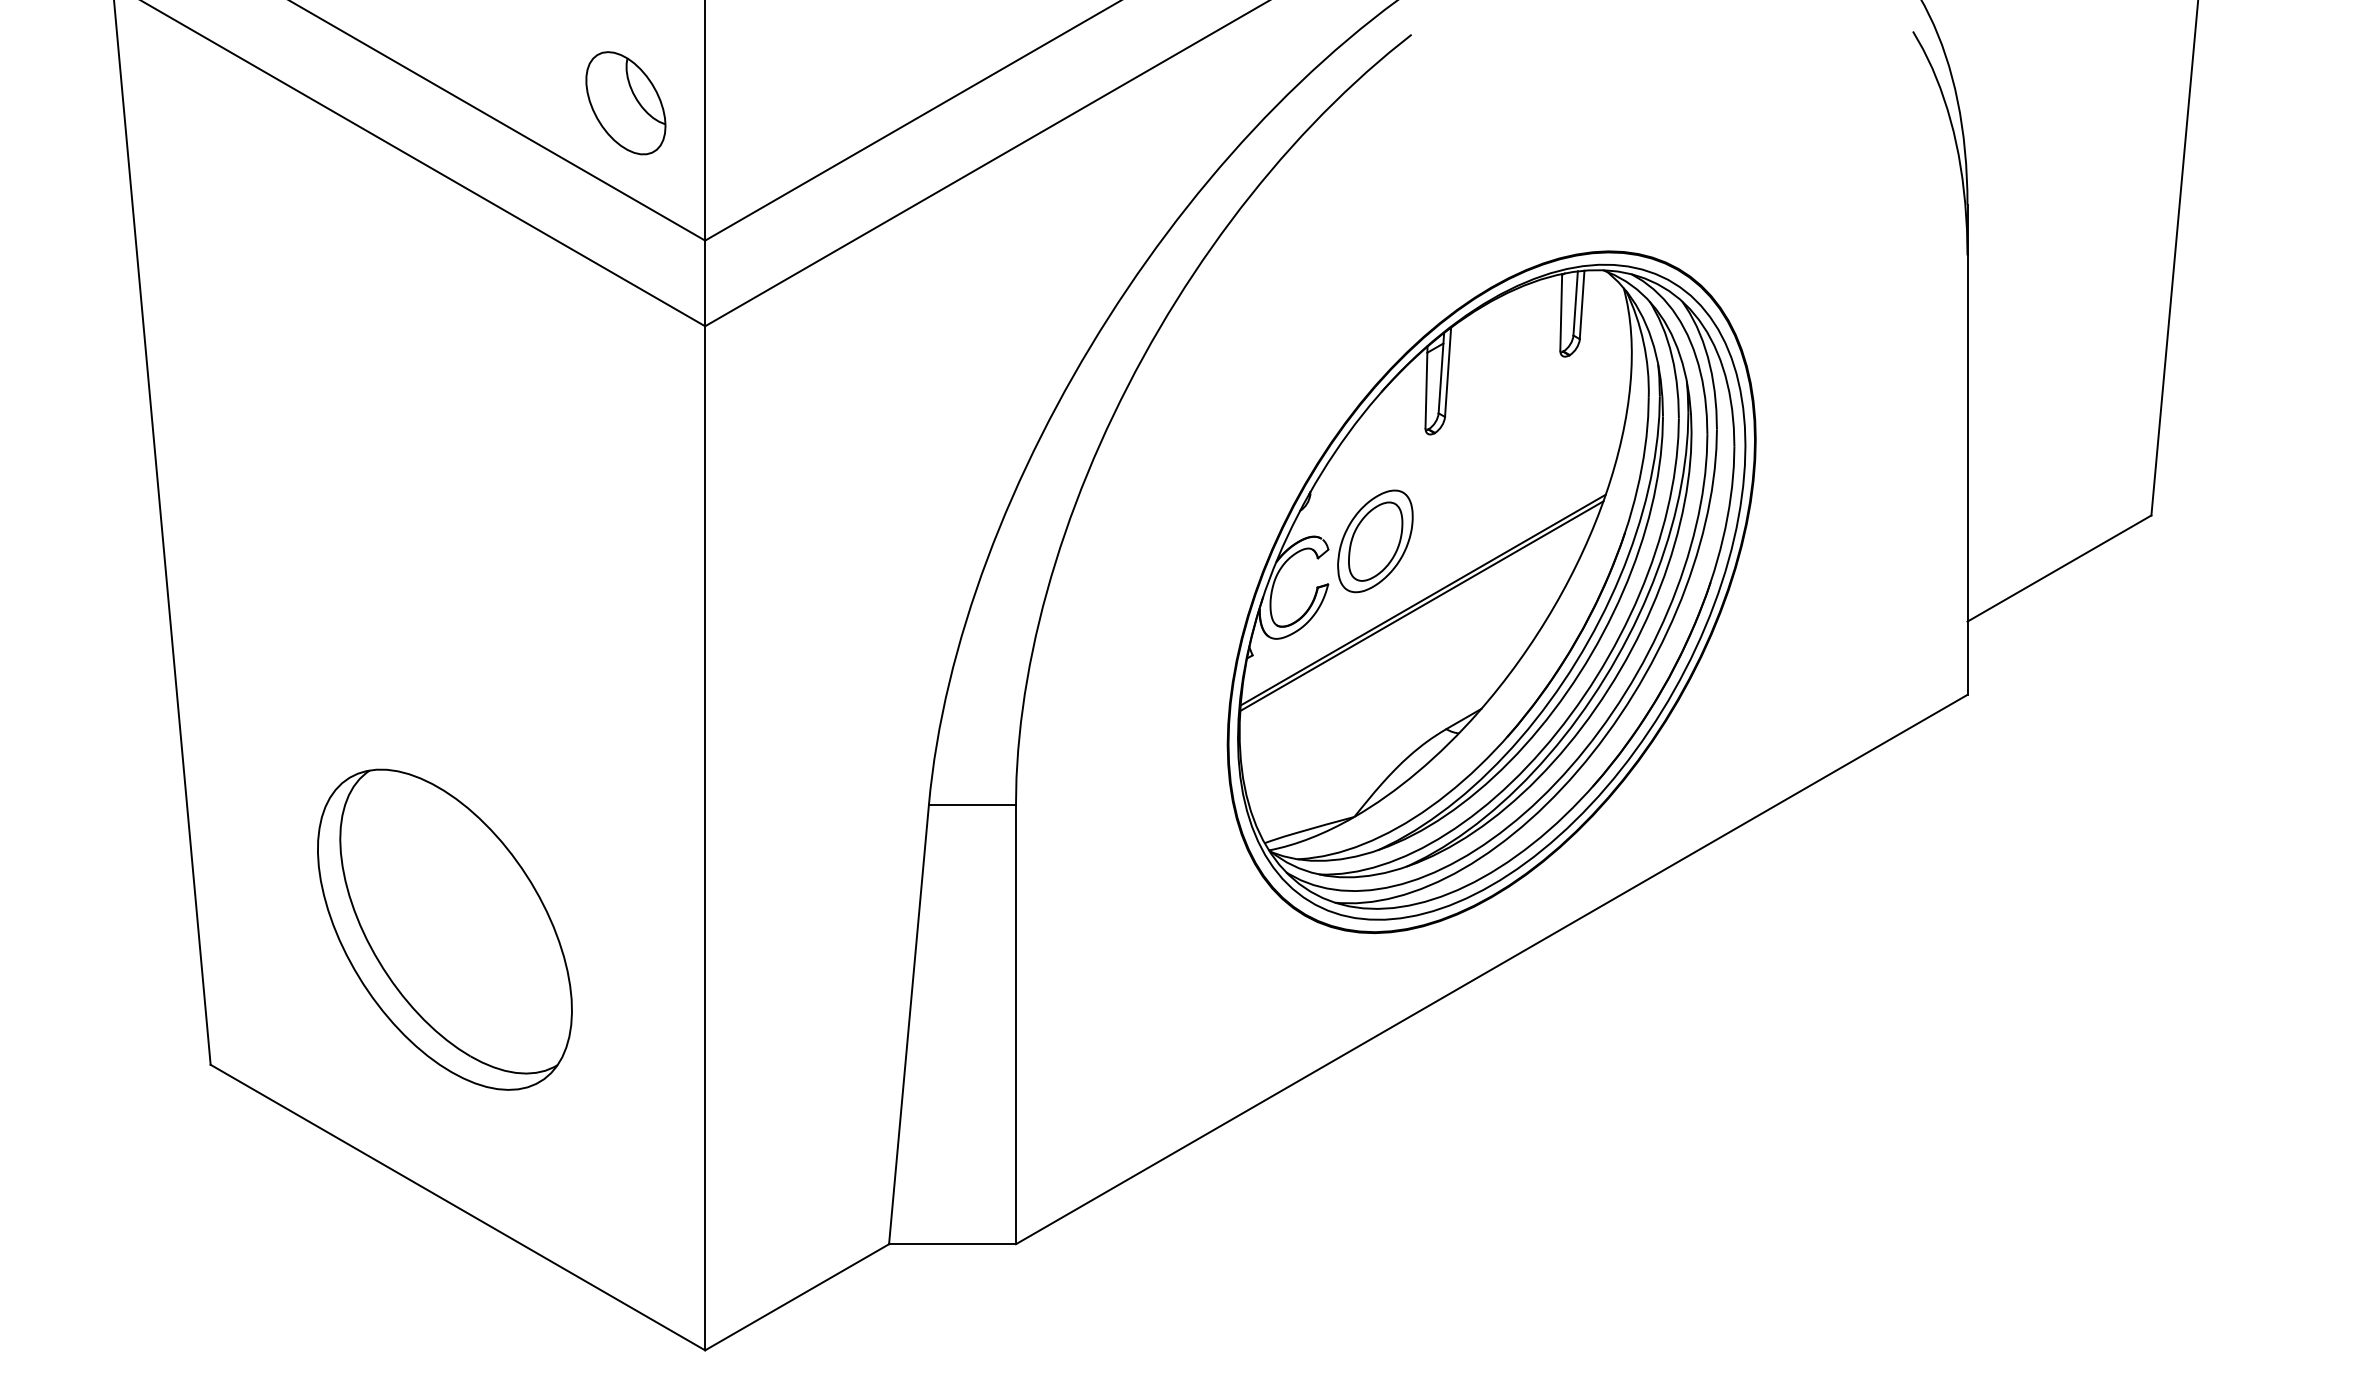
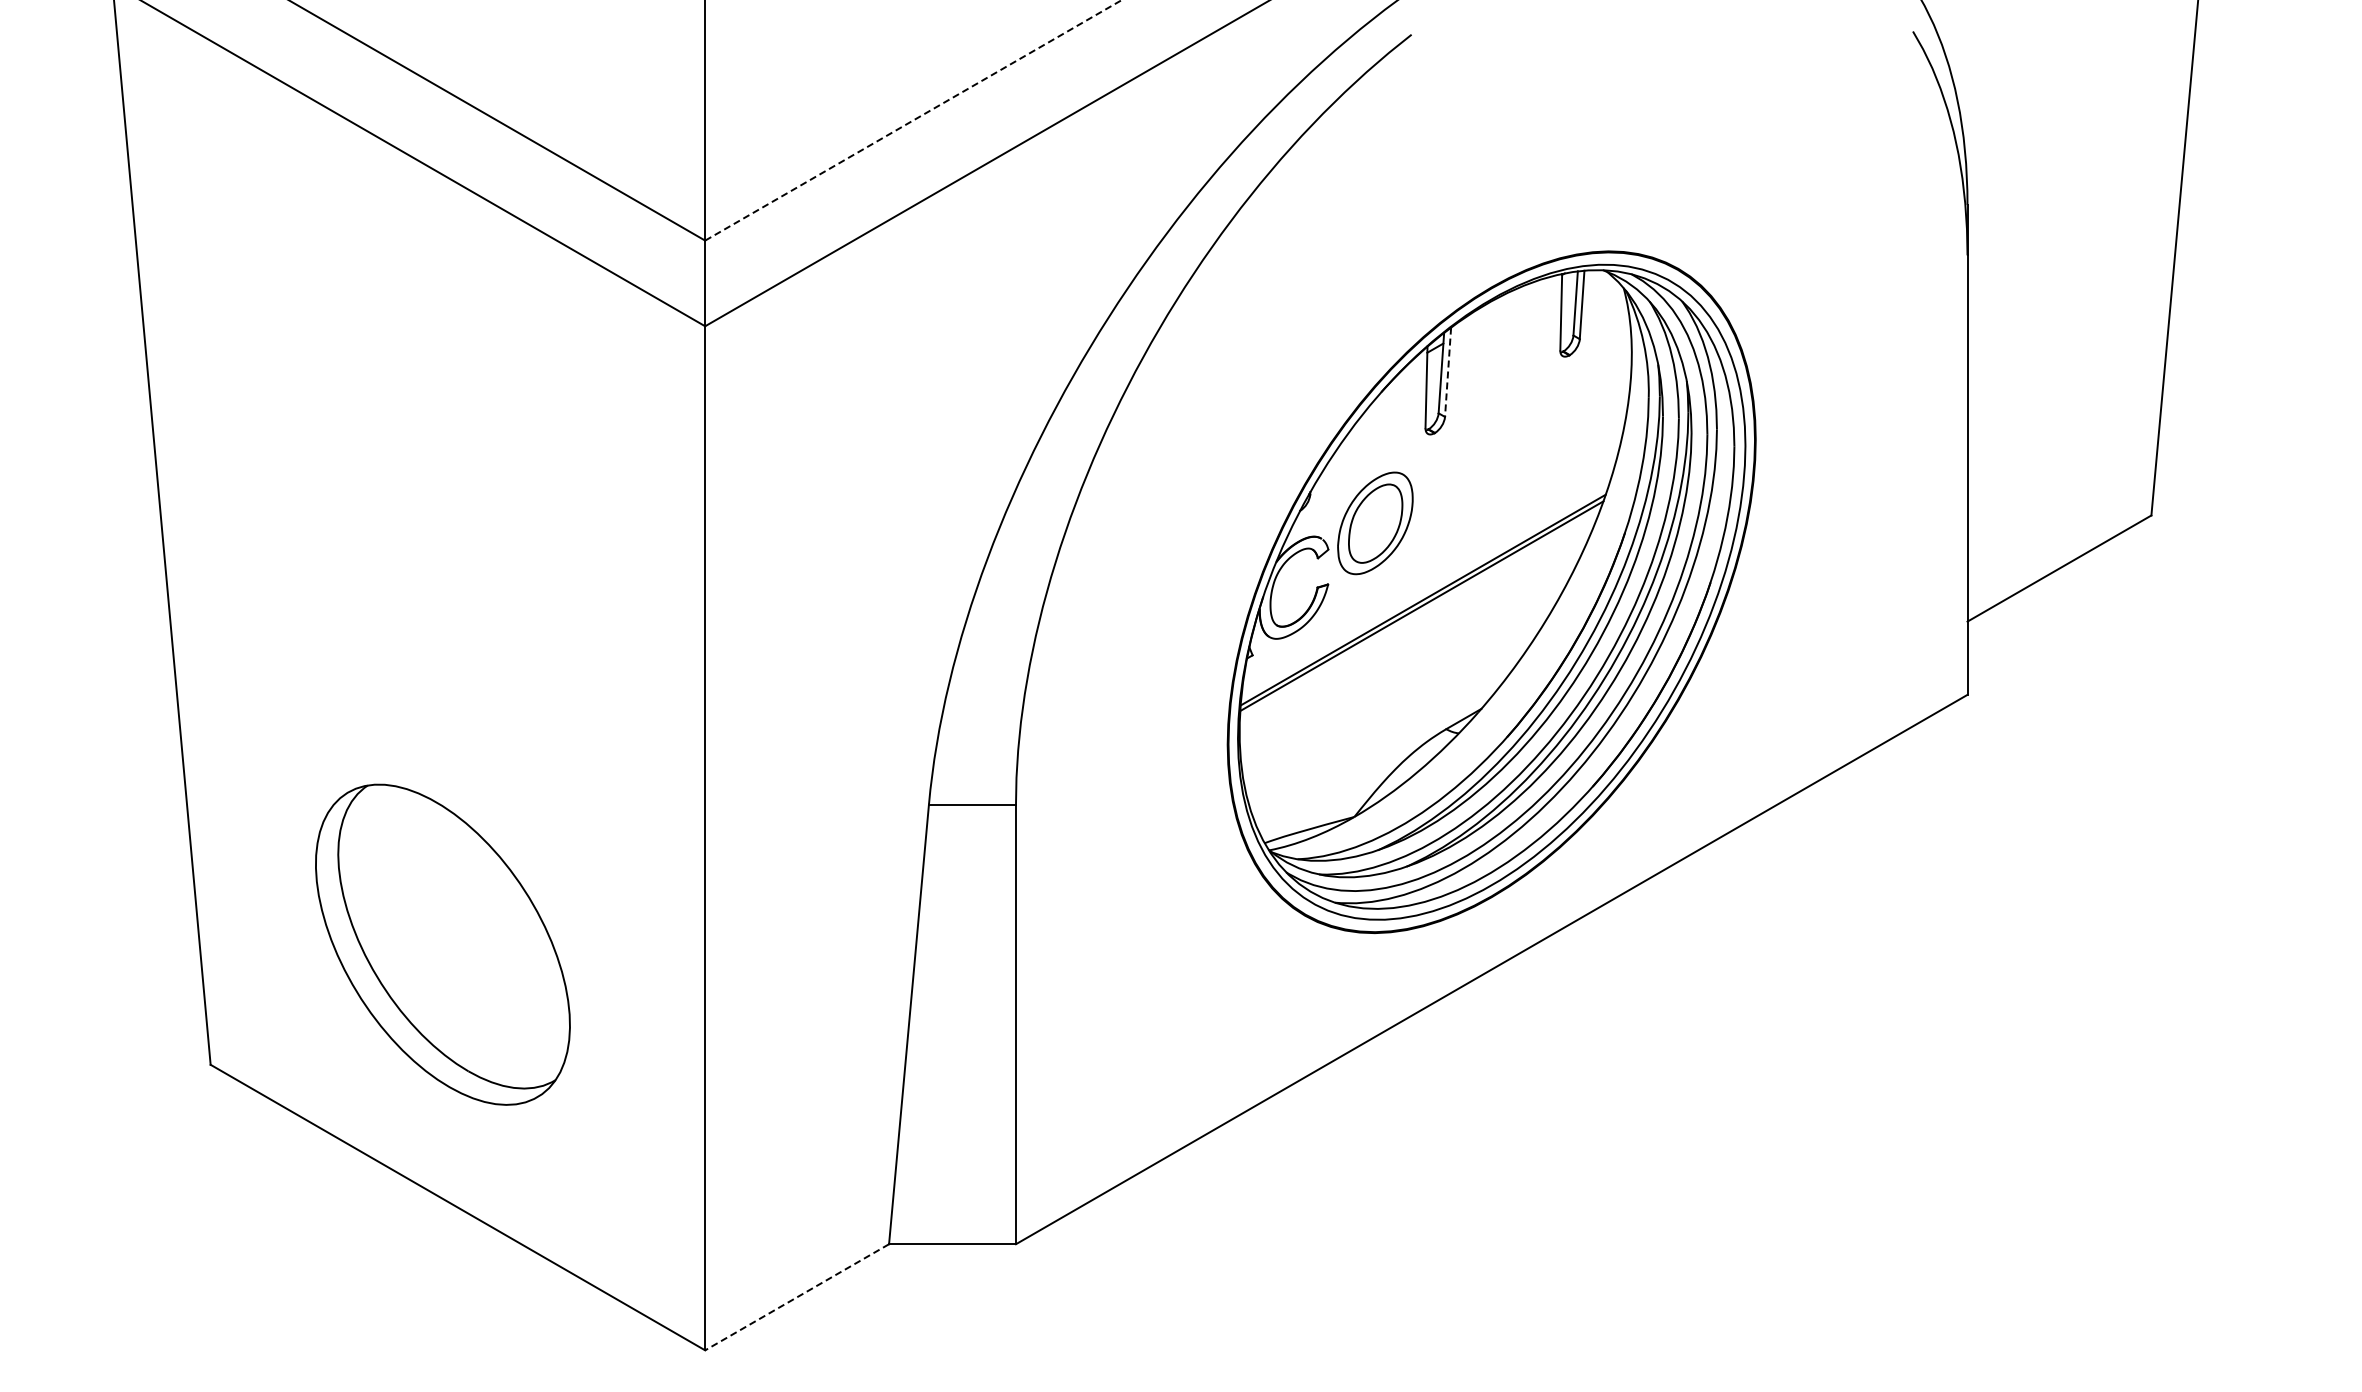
part: present -> none (625, 103)
line: solid -> dashed (913, 120)
line: solid -> dashed (1448, 372)
part position: (1375, 541) -> (1375, 523) (1375, 523)
part position: (444, 929) -> (442, 944) (442, 944)
line: solid -> dashed (796, 1297)
